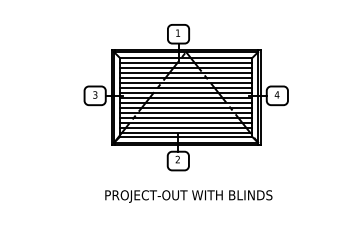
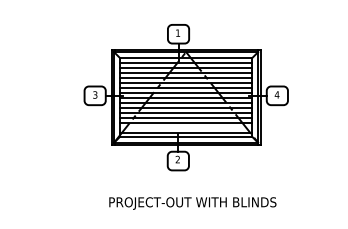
line: present -> none (186, 127)
text position: (188, 196) -> (192, 203) (192, 203)
